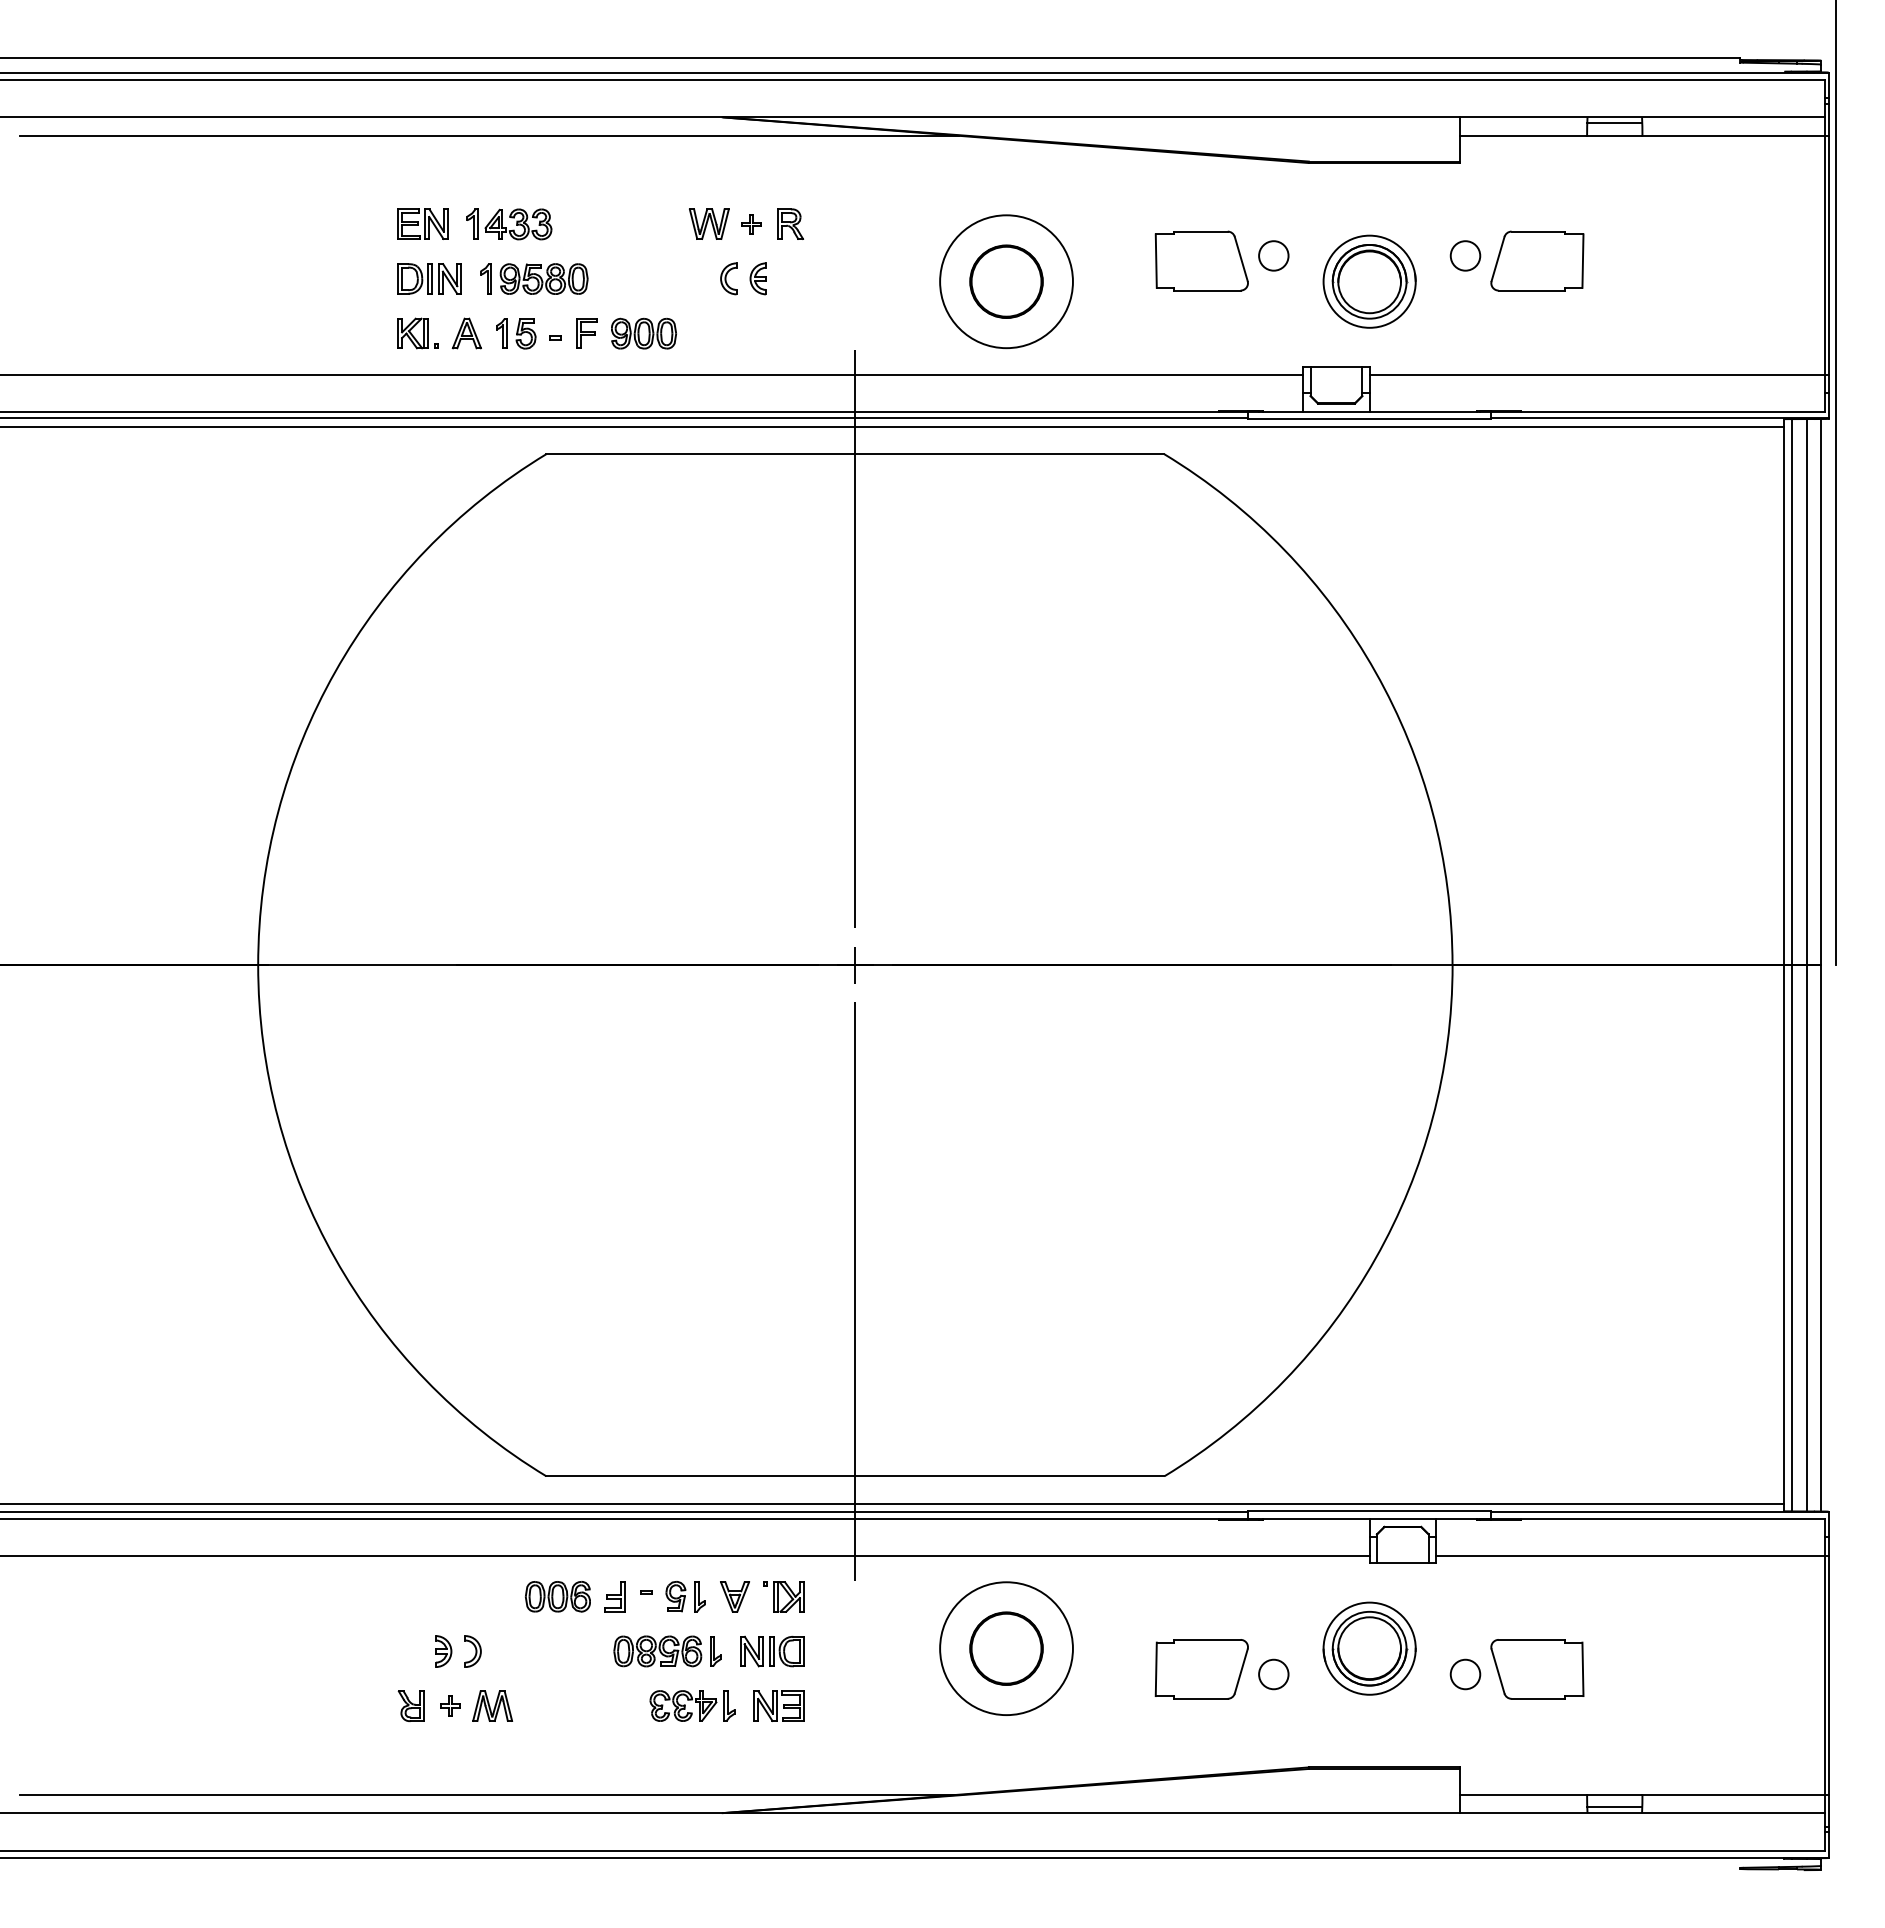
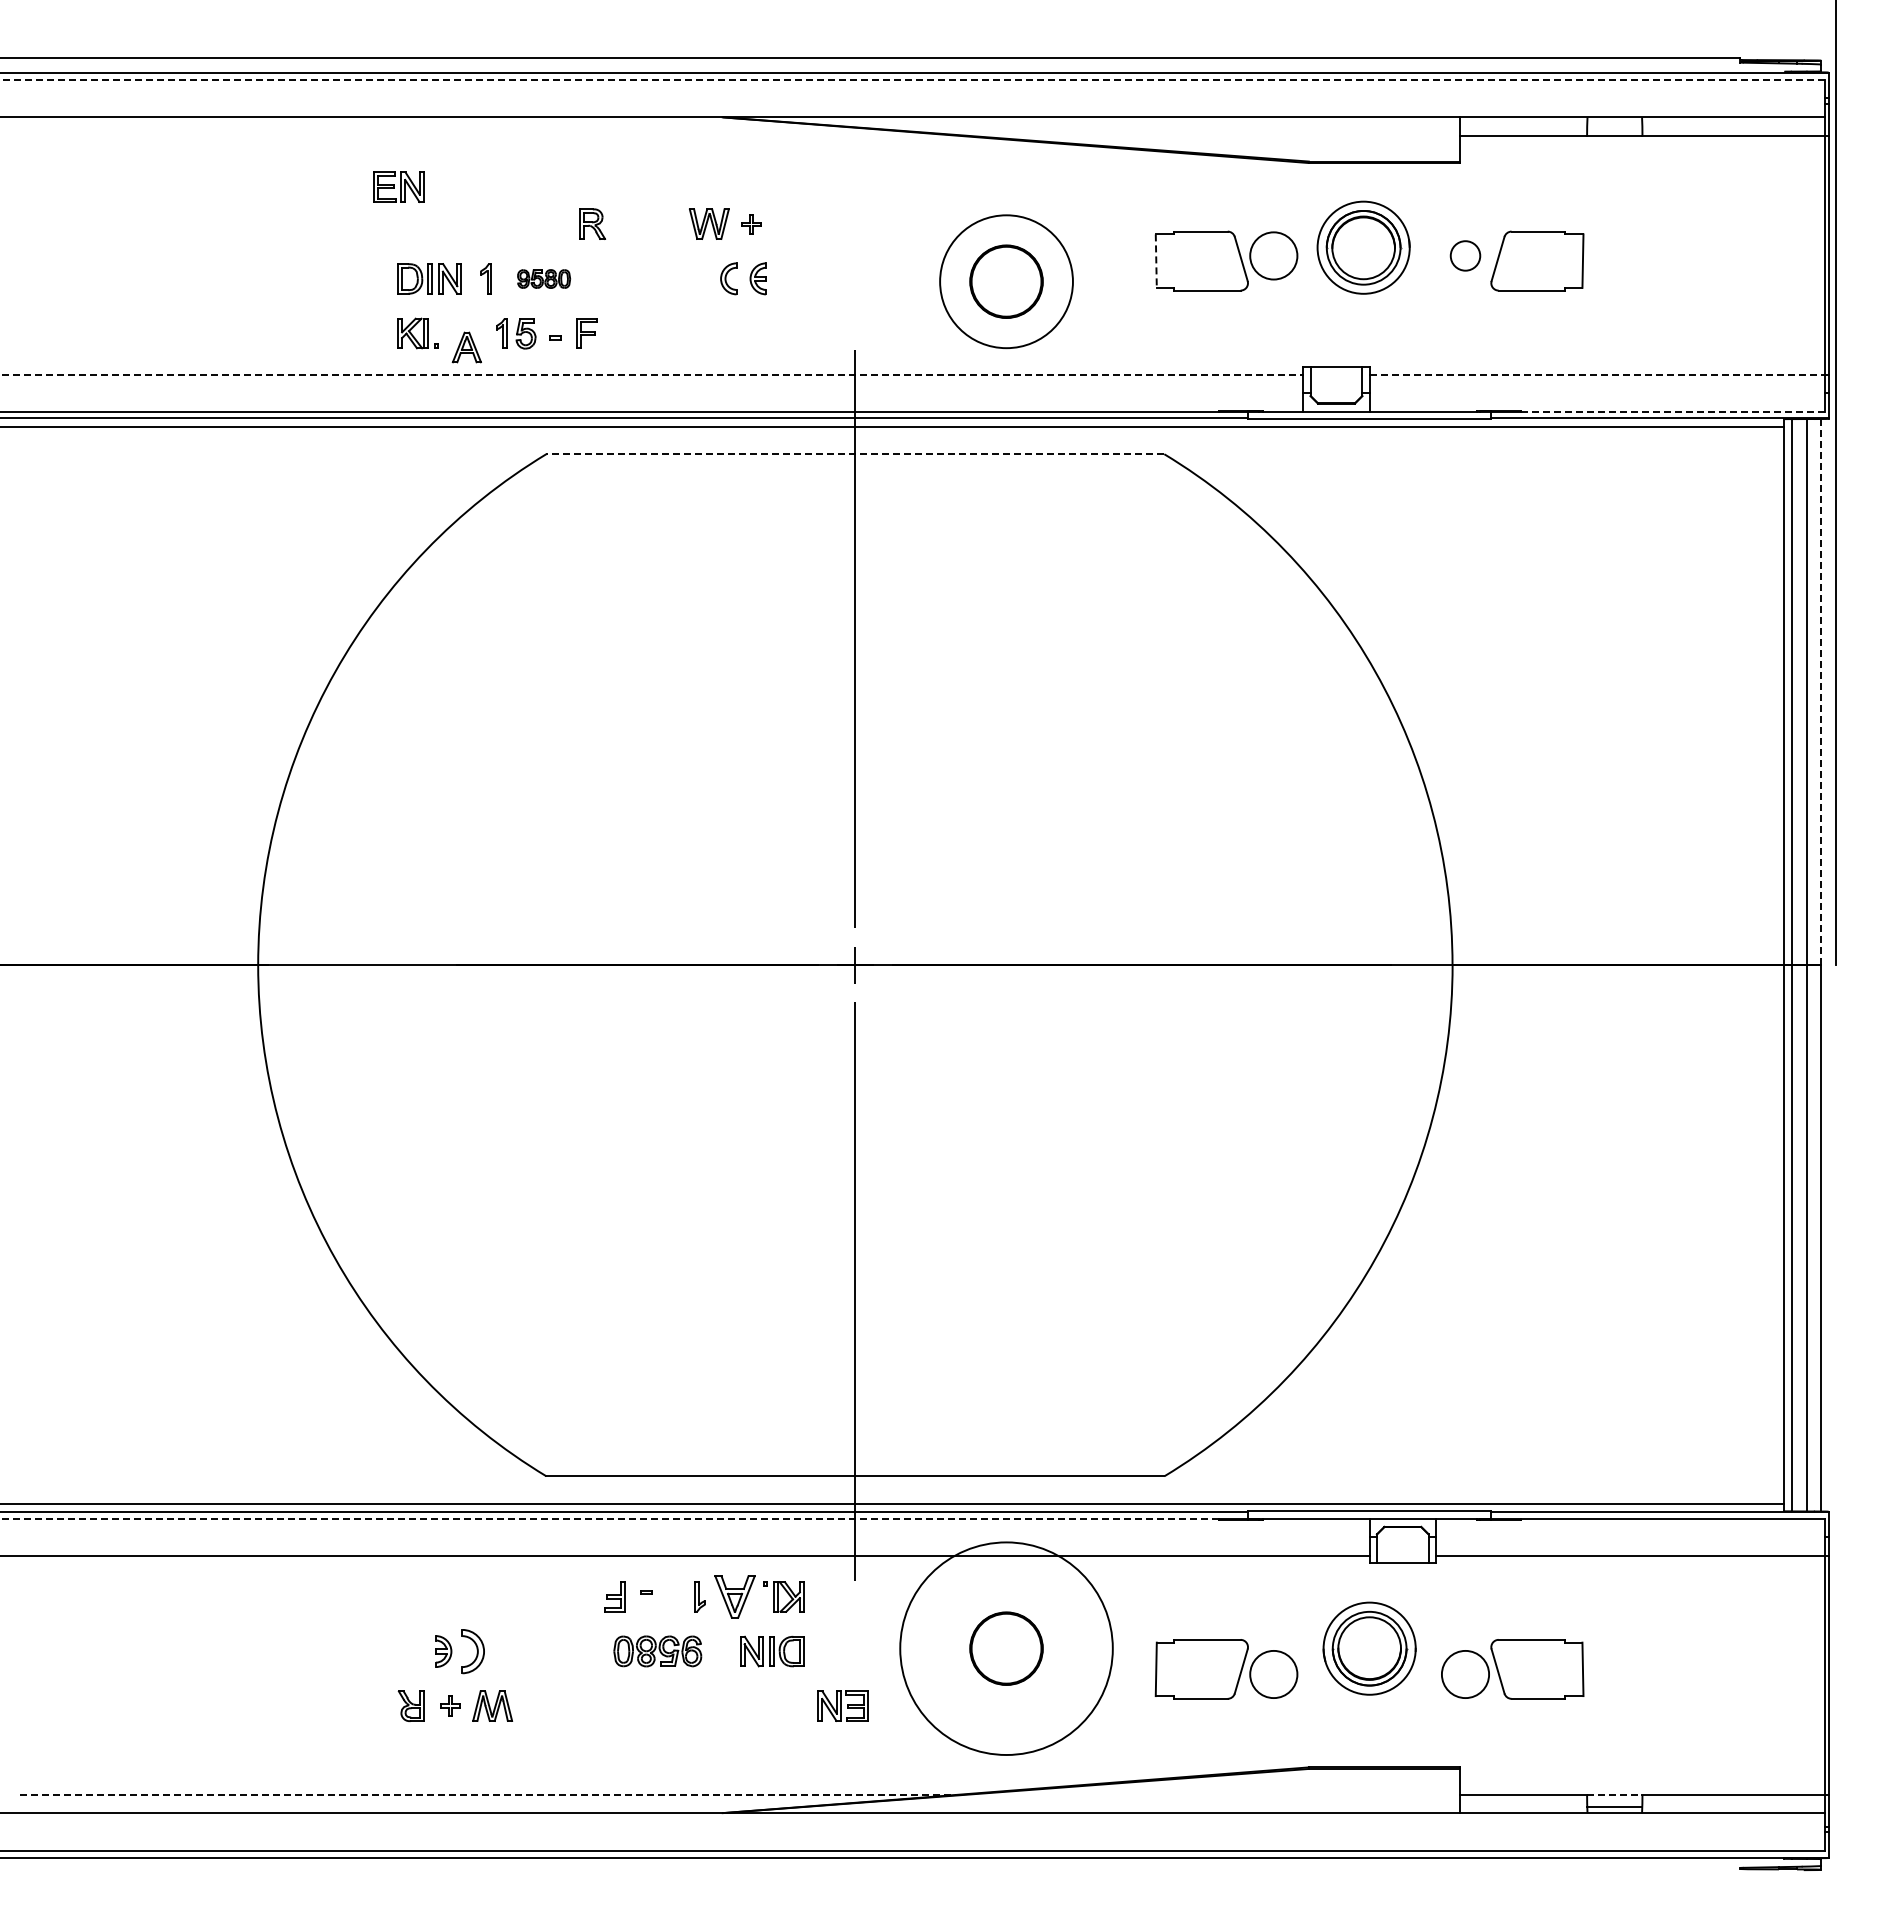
line: solid -> dashed (912, 79)
line: present -> none (1614, 123)
line: present -> none (489, 135)
part position: (422, 223) -> (398, 186) (398, 186)
part position: (790, 223) -> (592, 223) (592, 223)
part: present -> none (509, 224)
circle diameter: 29 px -> 47 px (1273, 255)
line: solid -> dashed (1156, 261)
part size: 90x32 px -> 55x20 px (544, 278)
part position: (1369, 281) -> (1363, 247) (1363, 247)
part position: (466, 333) -> (466, 347) (466, 347)
part: present -> none (643, 333)
line: solid -> dashed (652, 374)
line: solid -> dashed (1597, 374)
line: solid -> dashed (1673, 411)
line: solid -> dashed (855, 454)
line: solid -> dashed (1821, 691)
line: solid -> dashed (609, 1518)
part: present -> none (557, 1596)
part: present -> none (675, 1596)
part size: 30x32 px -> 42x44 px (734, 1596)
circle diameter: 133 px -> 213 px (1006, 1648)
part size: 18x33 px -> 24x46 px (472, 1651)
part: present -> none (715, 1651)
circle diameter: 29 px -> 47 px (1273, 1674)
circle diameter: 29 px -> 47 px (1465, 1674)
part: present -> none (692, 1705)
part position: (778, 1705) -> (842, 1705) (842, 1705)
line: solid -> dashed (490, 1794)
line: solid -> dashed (1614, 1794)
